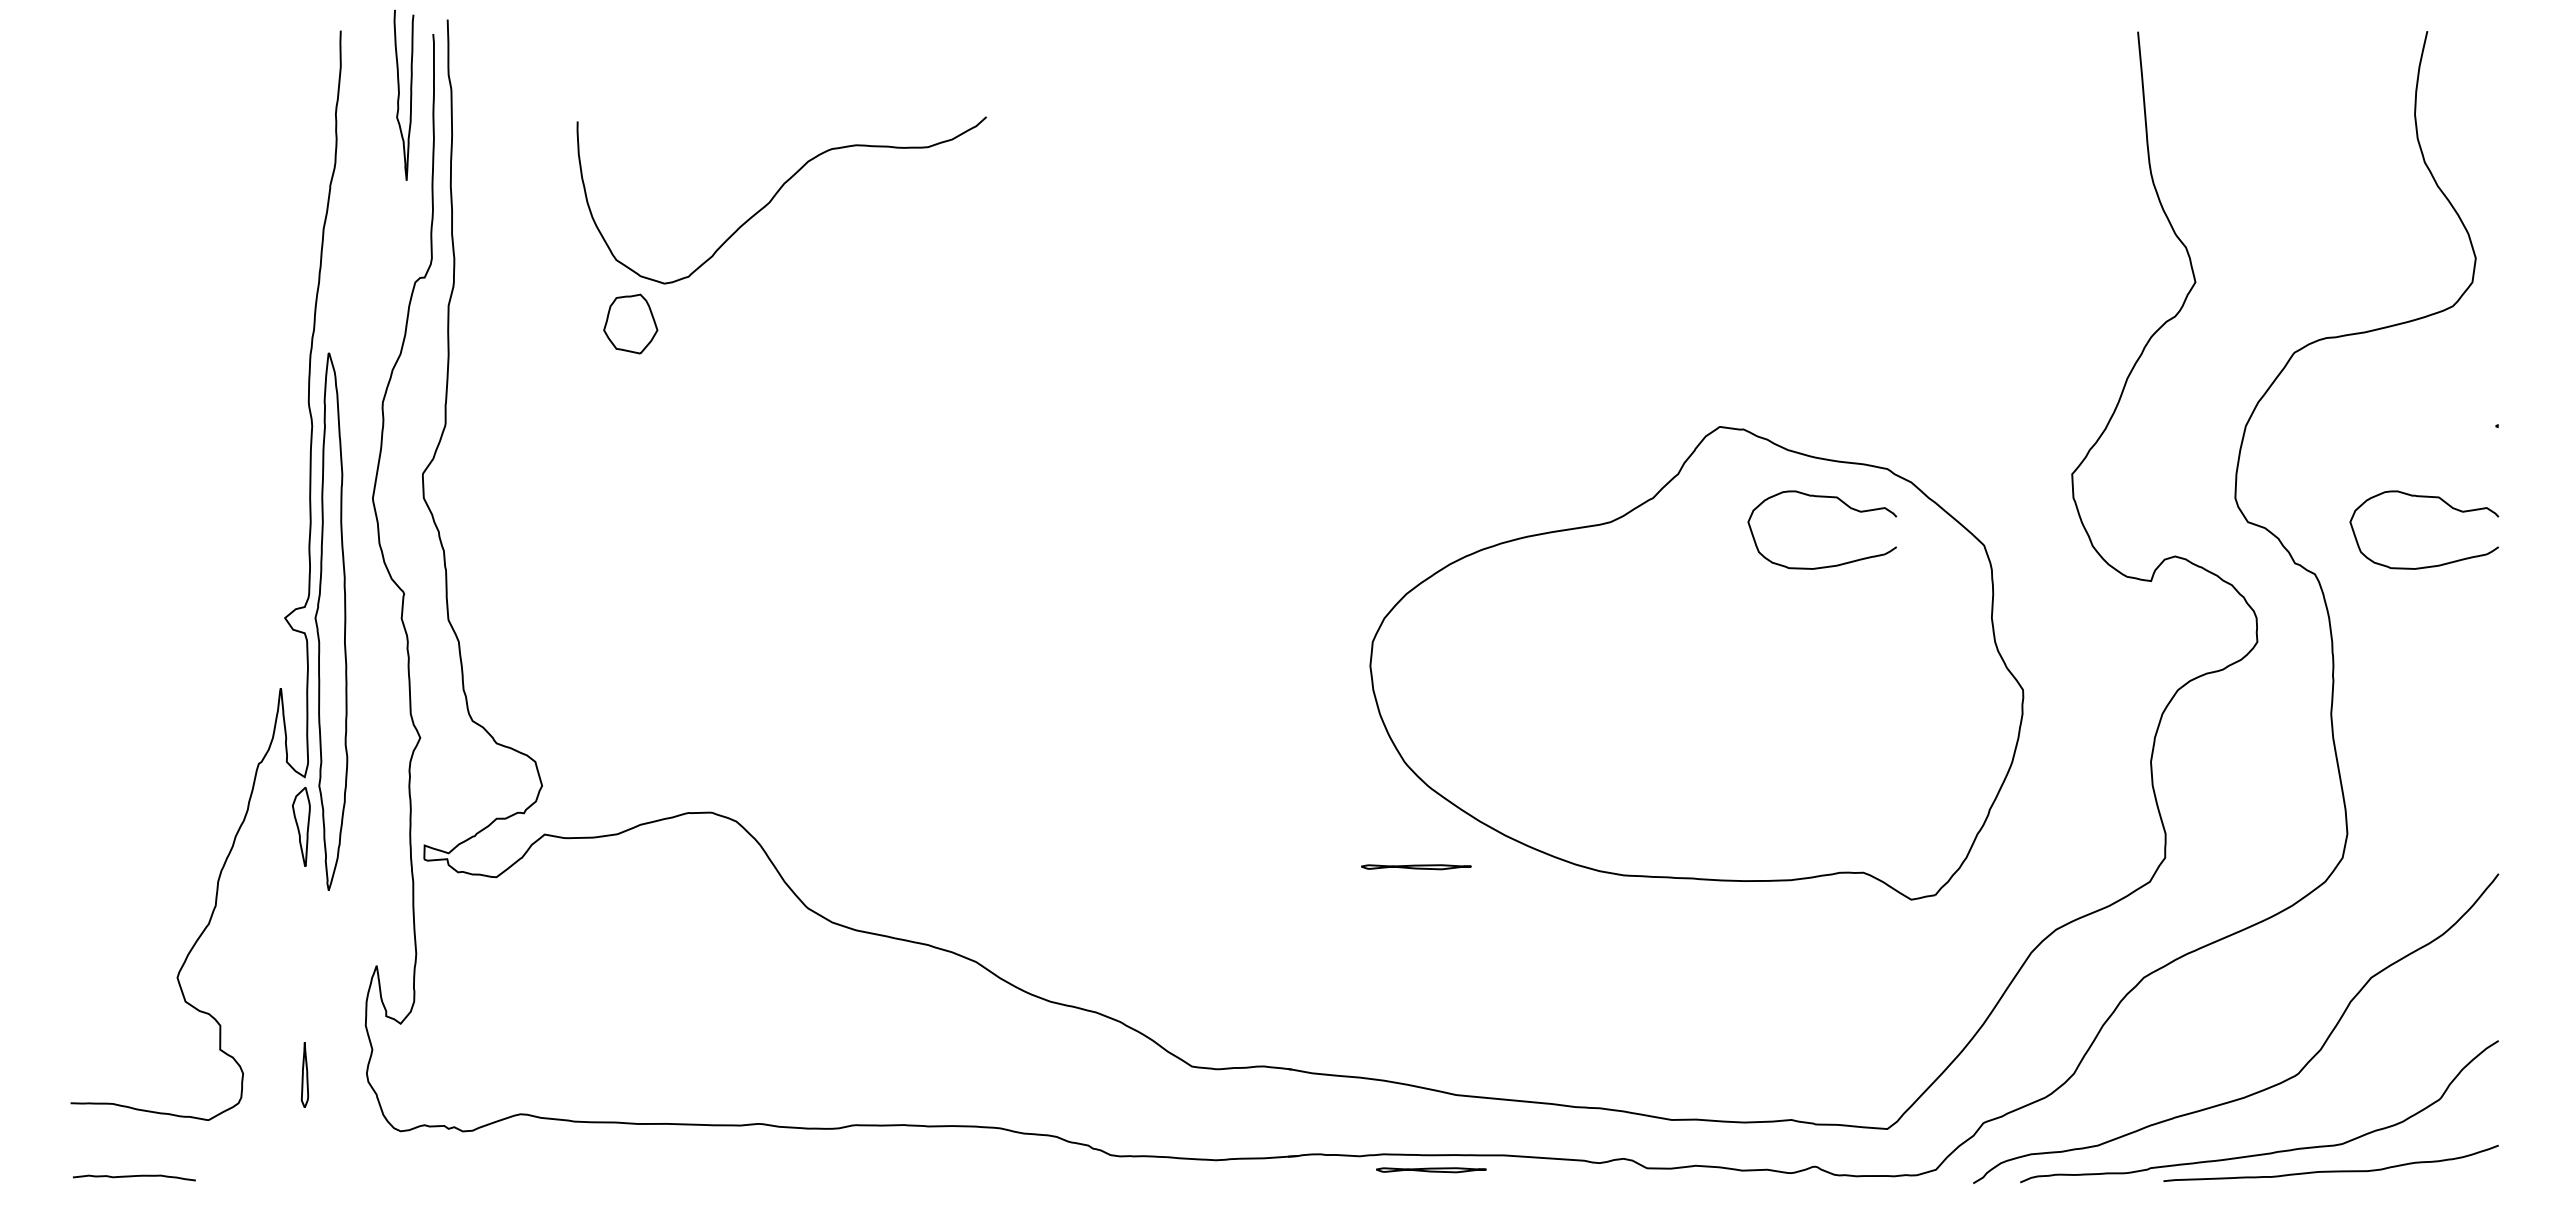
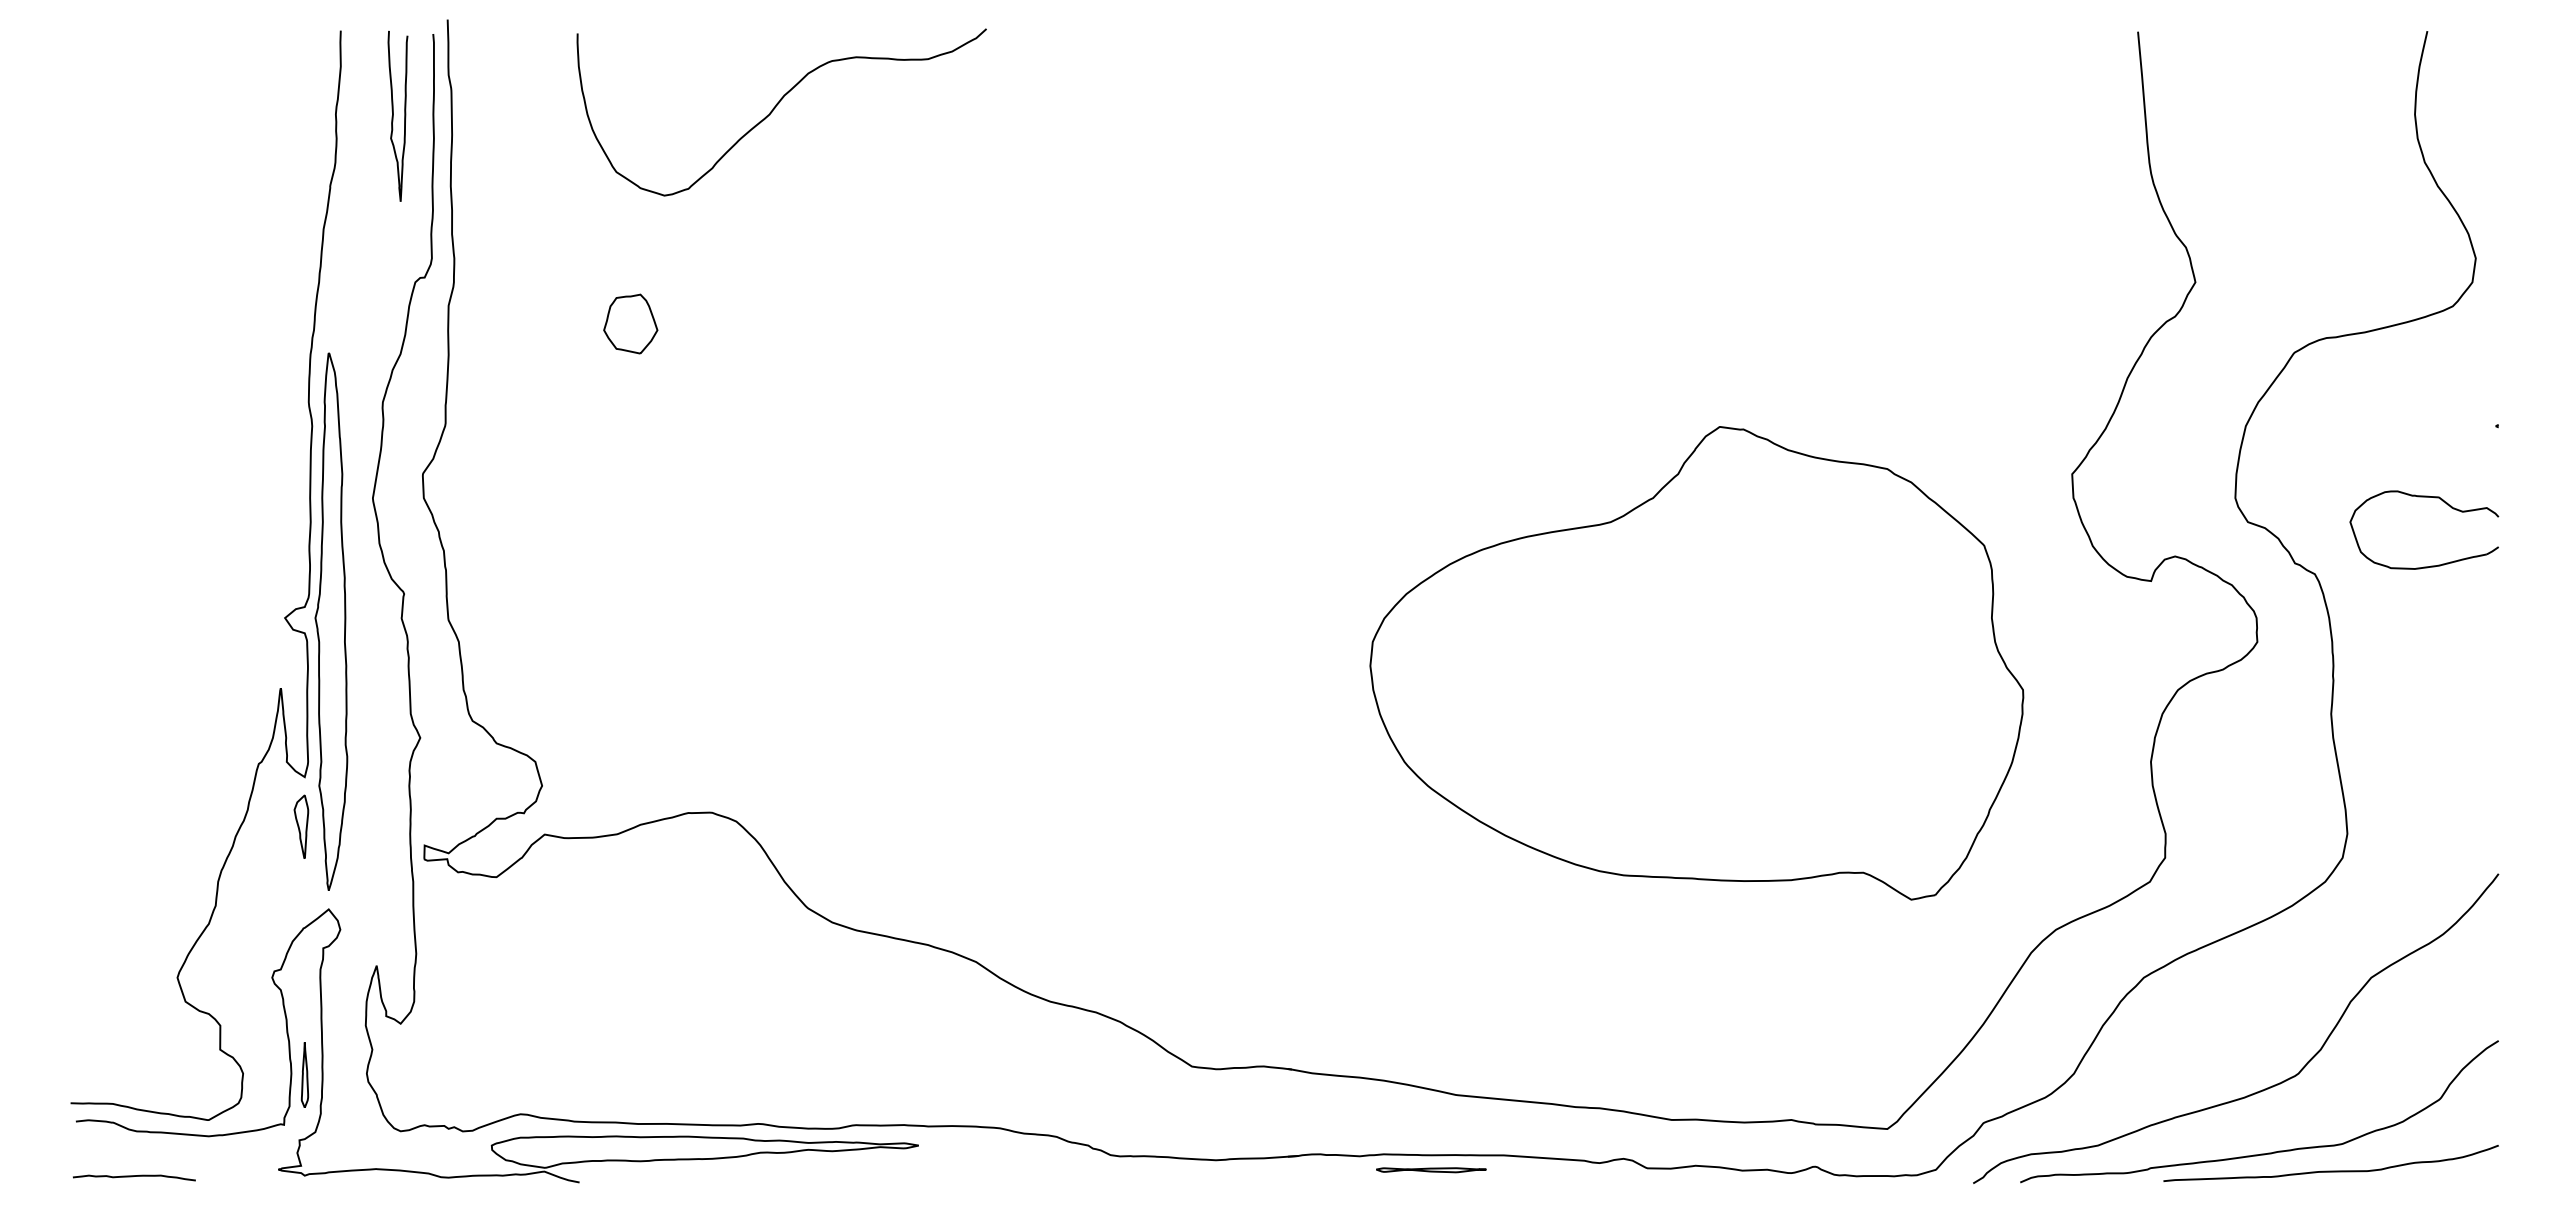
curve position: (399, 94) -> (393, 115) (393, 115)
curve position: (775, 196) -> (775, 108) (775, 108)
part: present -> none (1822, 497)
part size: 19x80 px -> 17x65 px (301, 826)
part: present -> none (1416, 867)
part: none -> present (514, 1137)
